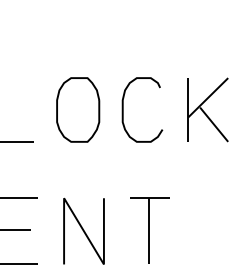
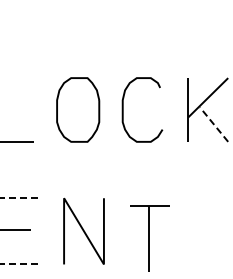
line: solid -> dashed (213, 124)
part position: (149, 230) -> (149, 238) (149, 238)
line: solid -> dashed (0, 264)
